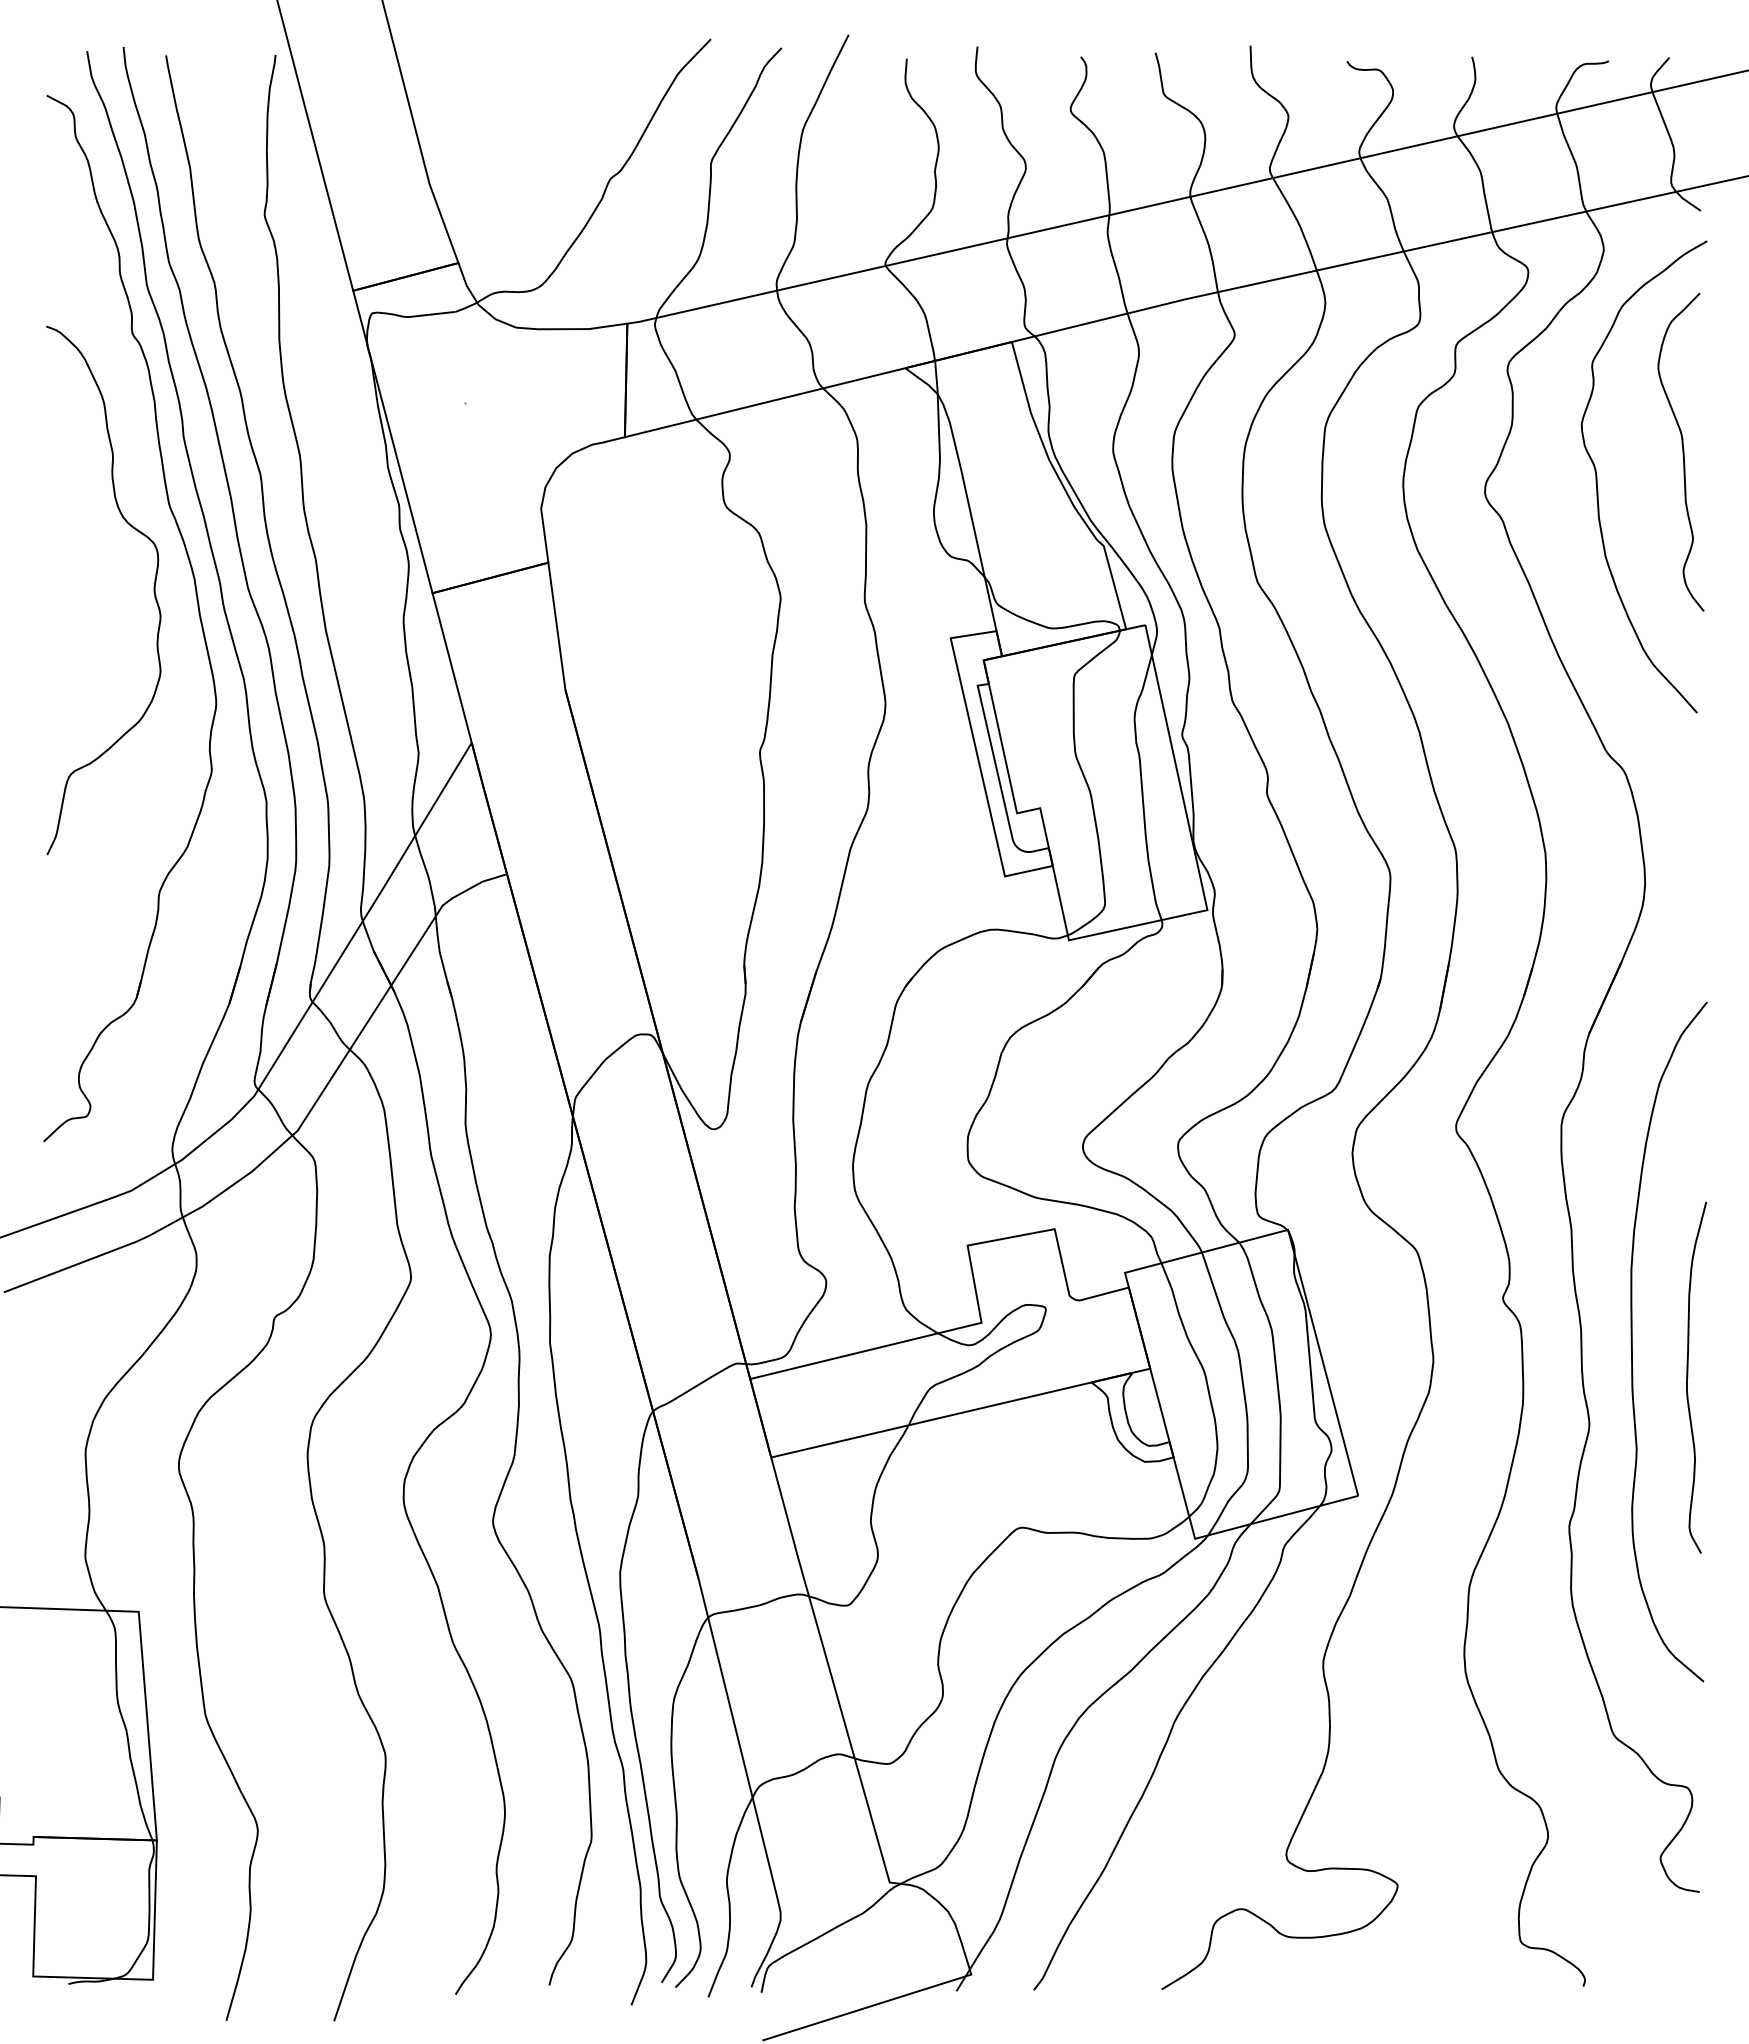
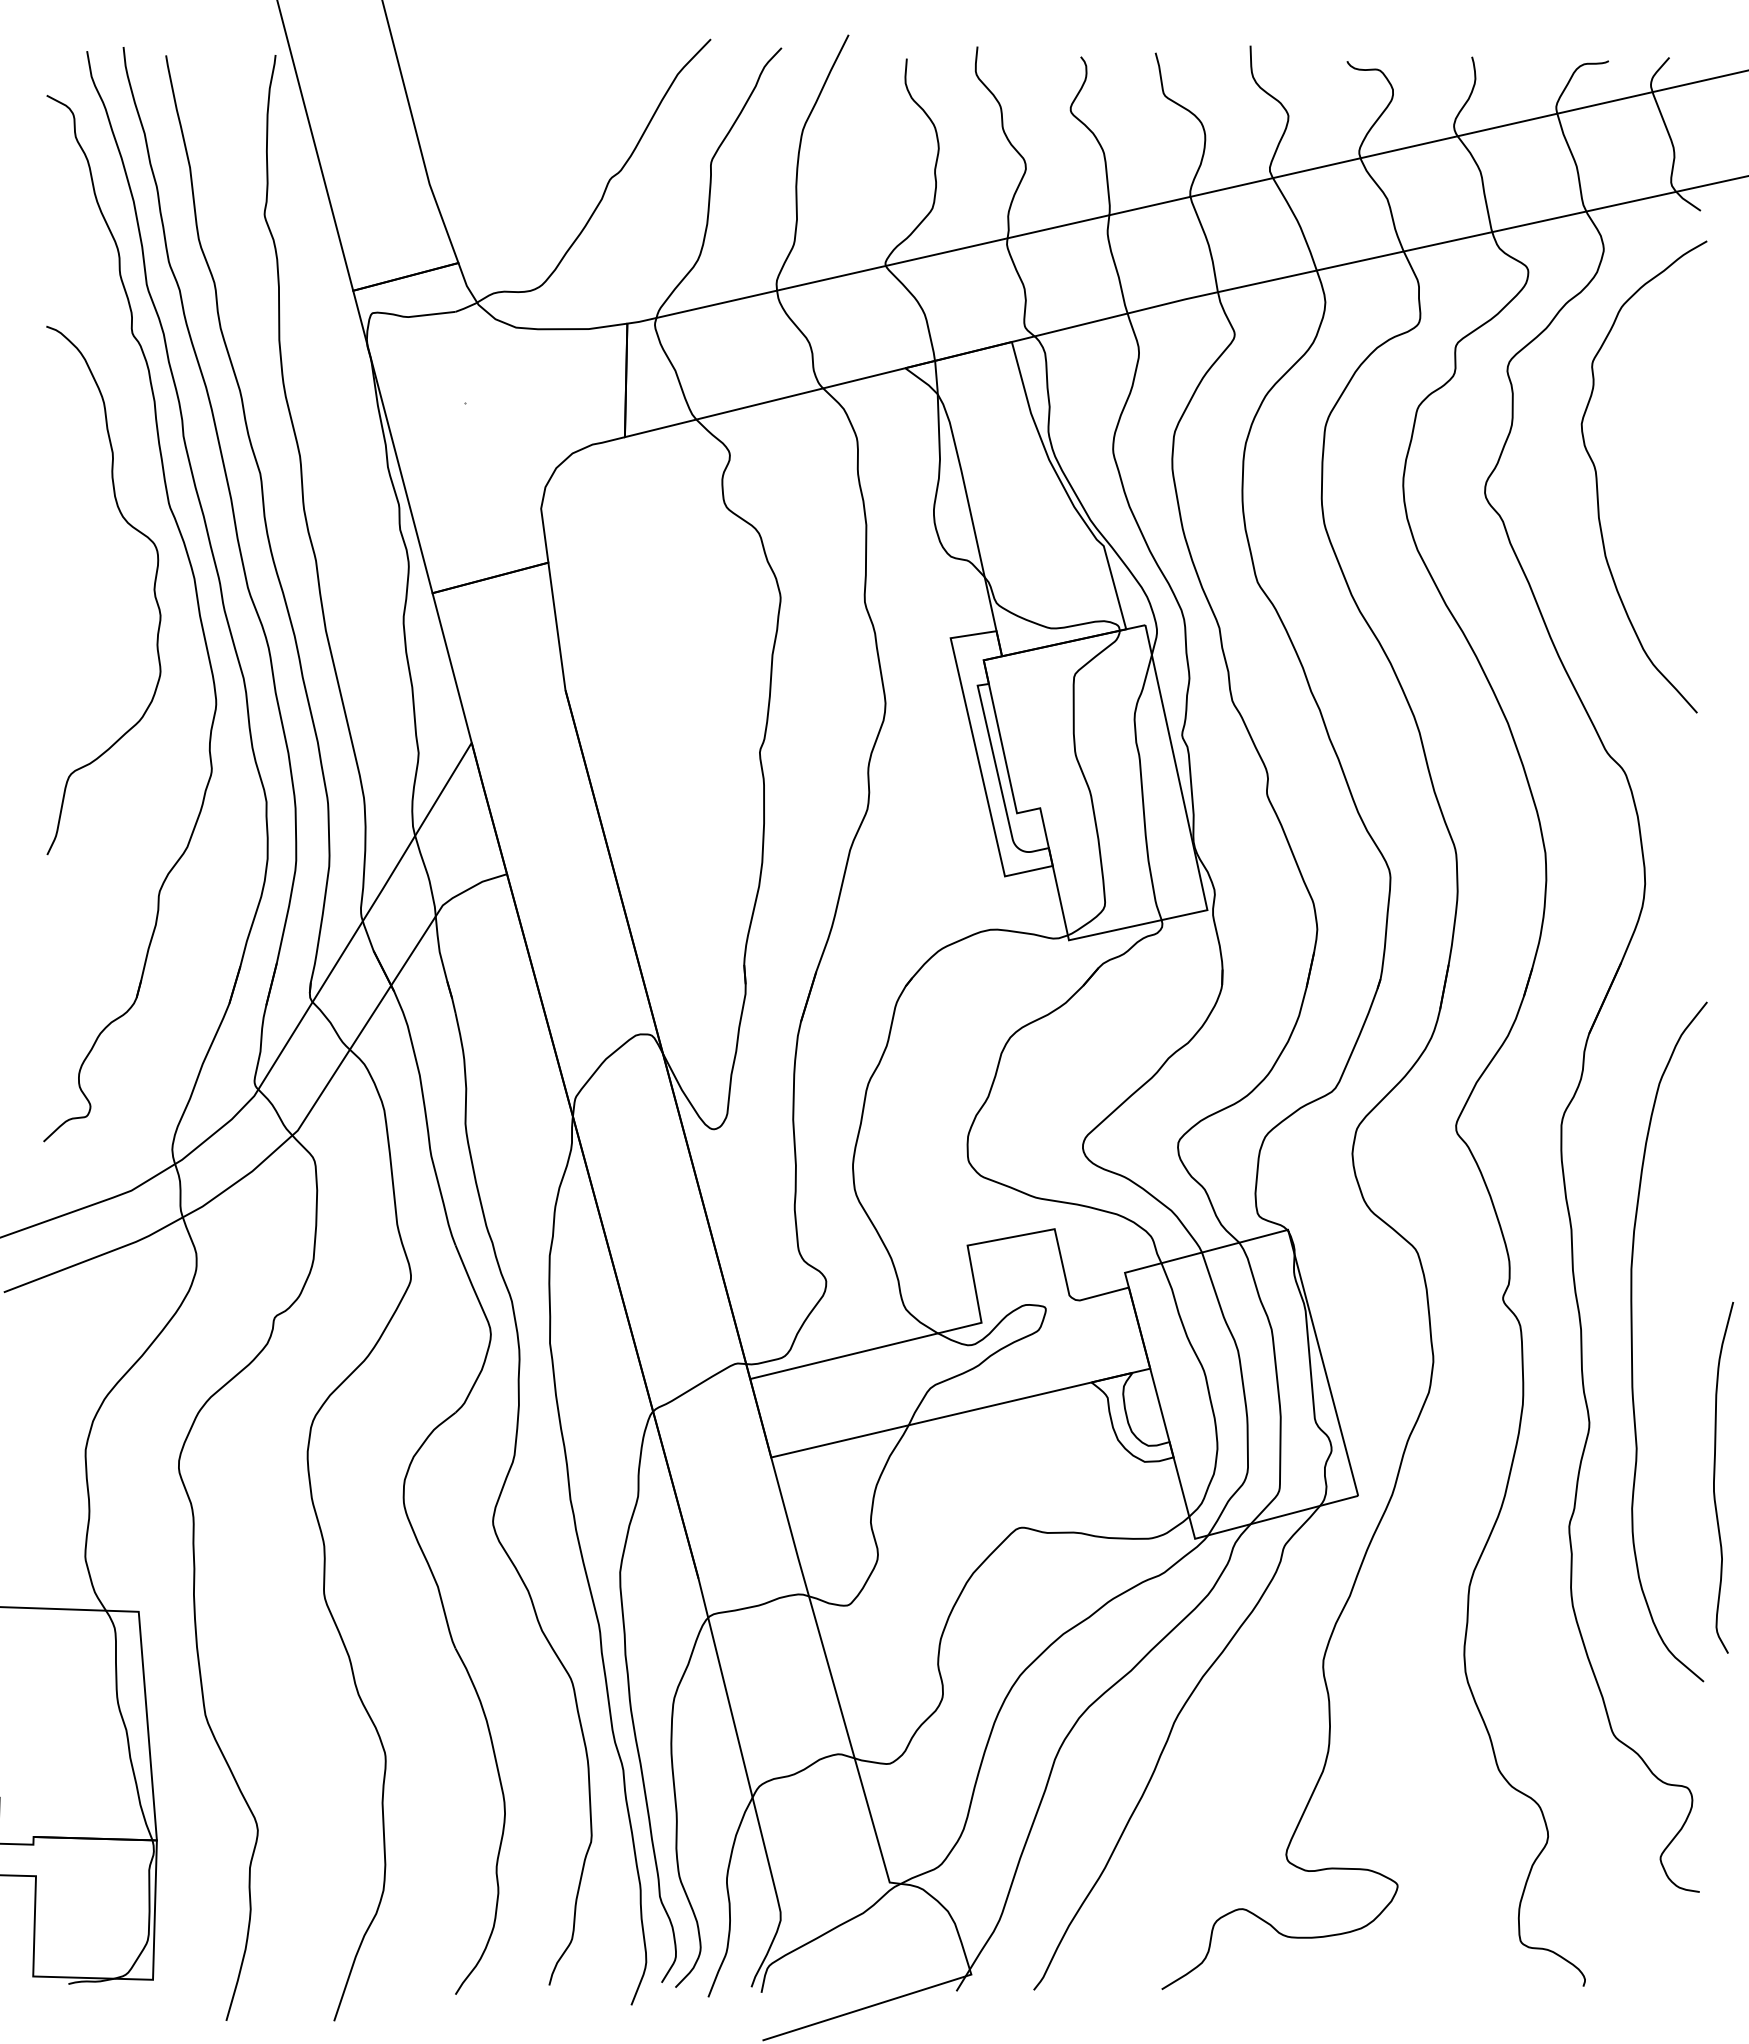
curve: present -> none (1682, 451)
curve position: (1688, 1376) -> (1715, 1476) (1715, 1476)
